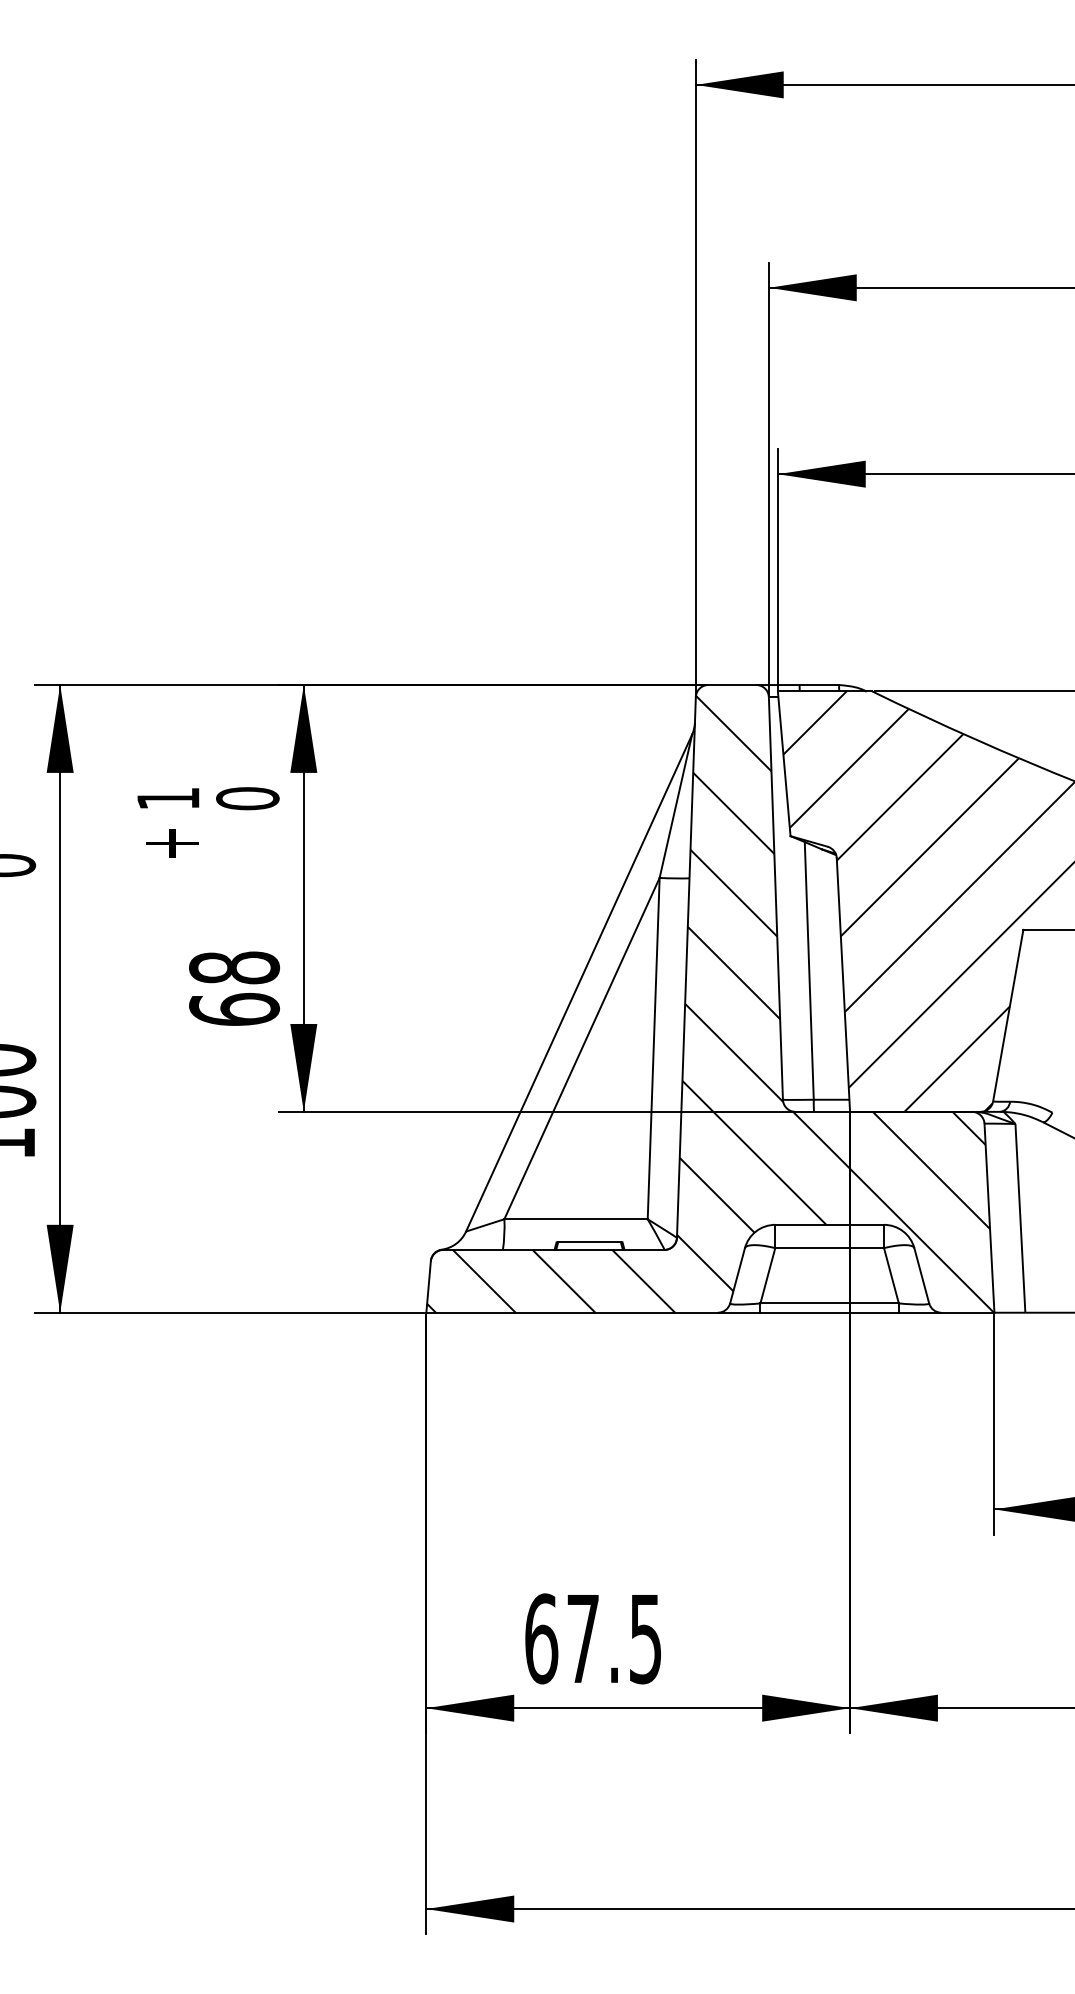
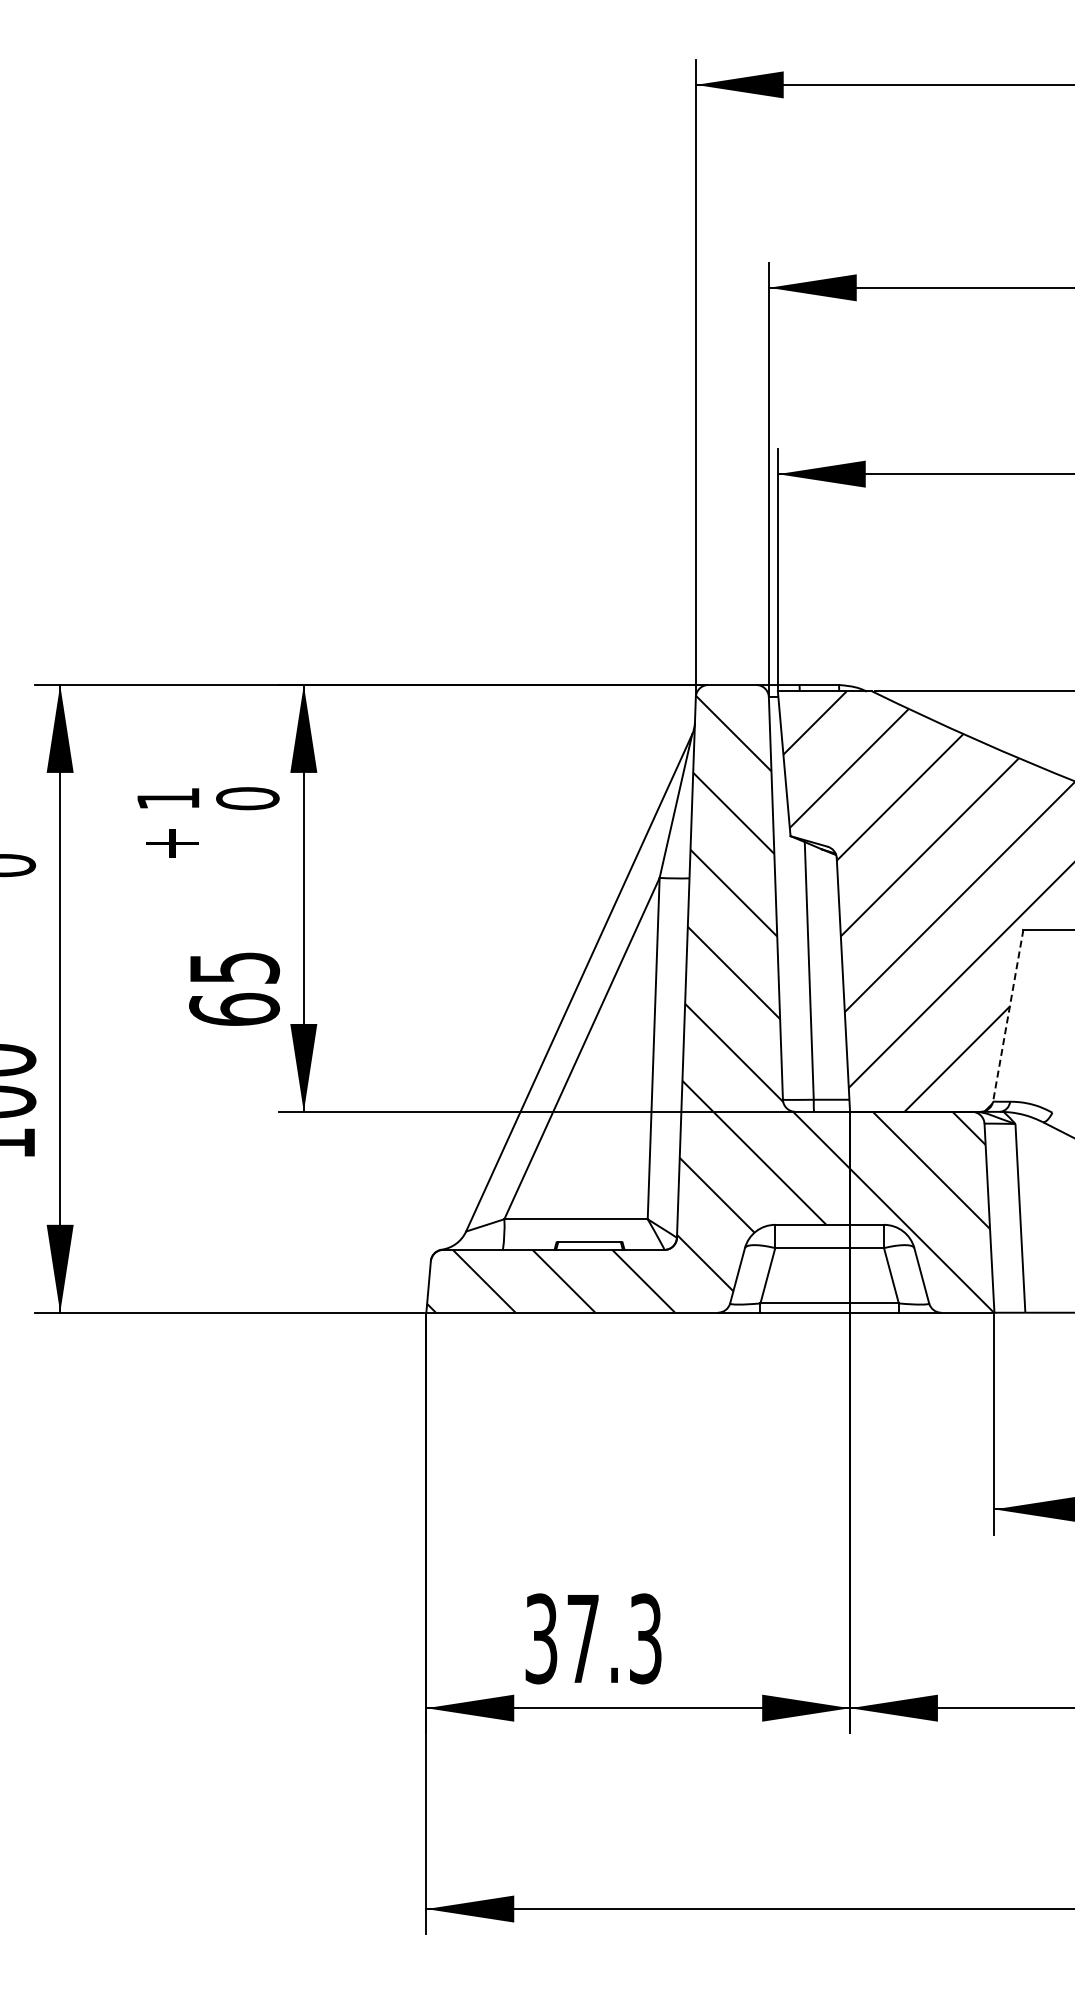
text: 68 -> 65 (234, 967)
line: solid -> dashed (1008, 1016)
text: 67.5 -> 37.3 (593, 1638)
